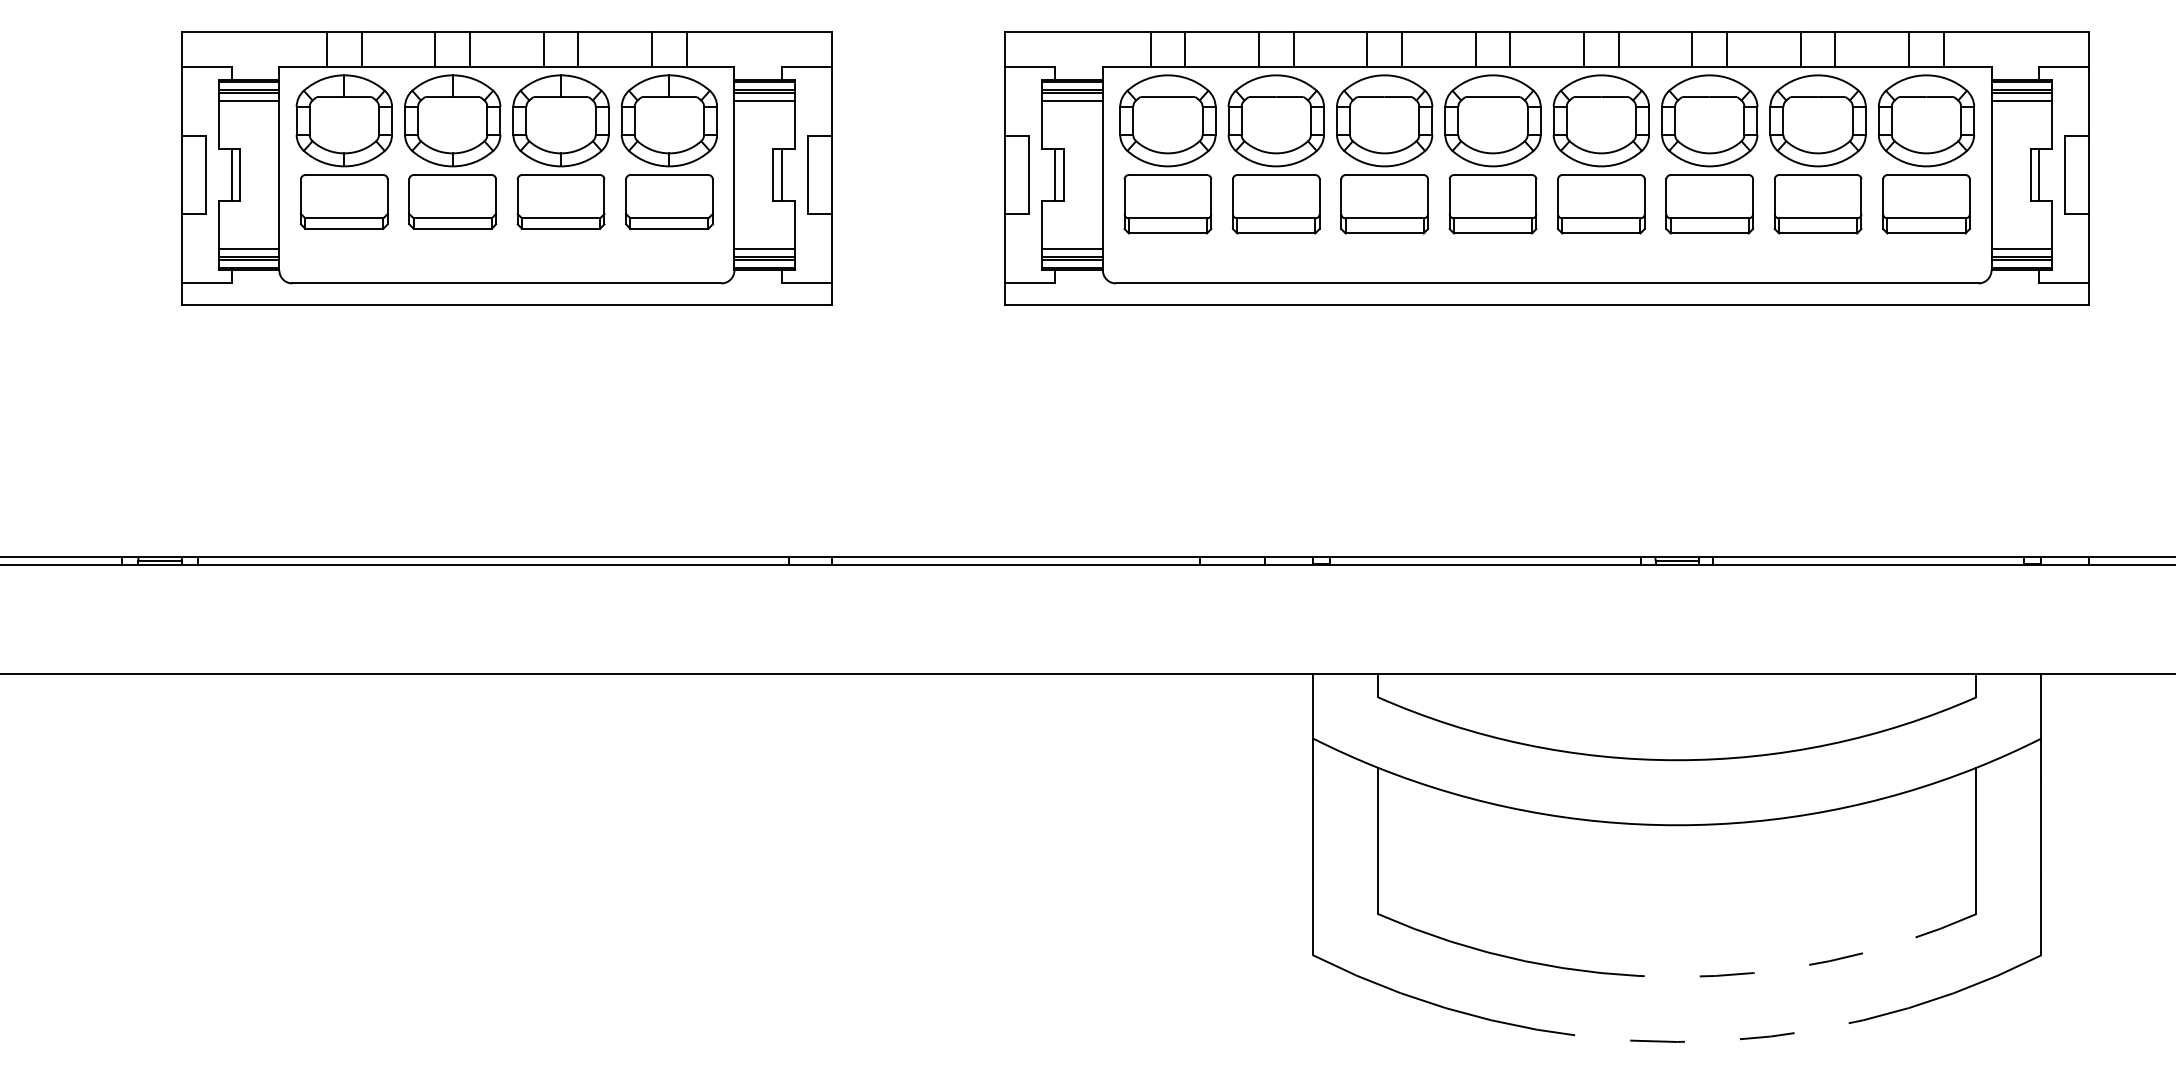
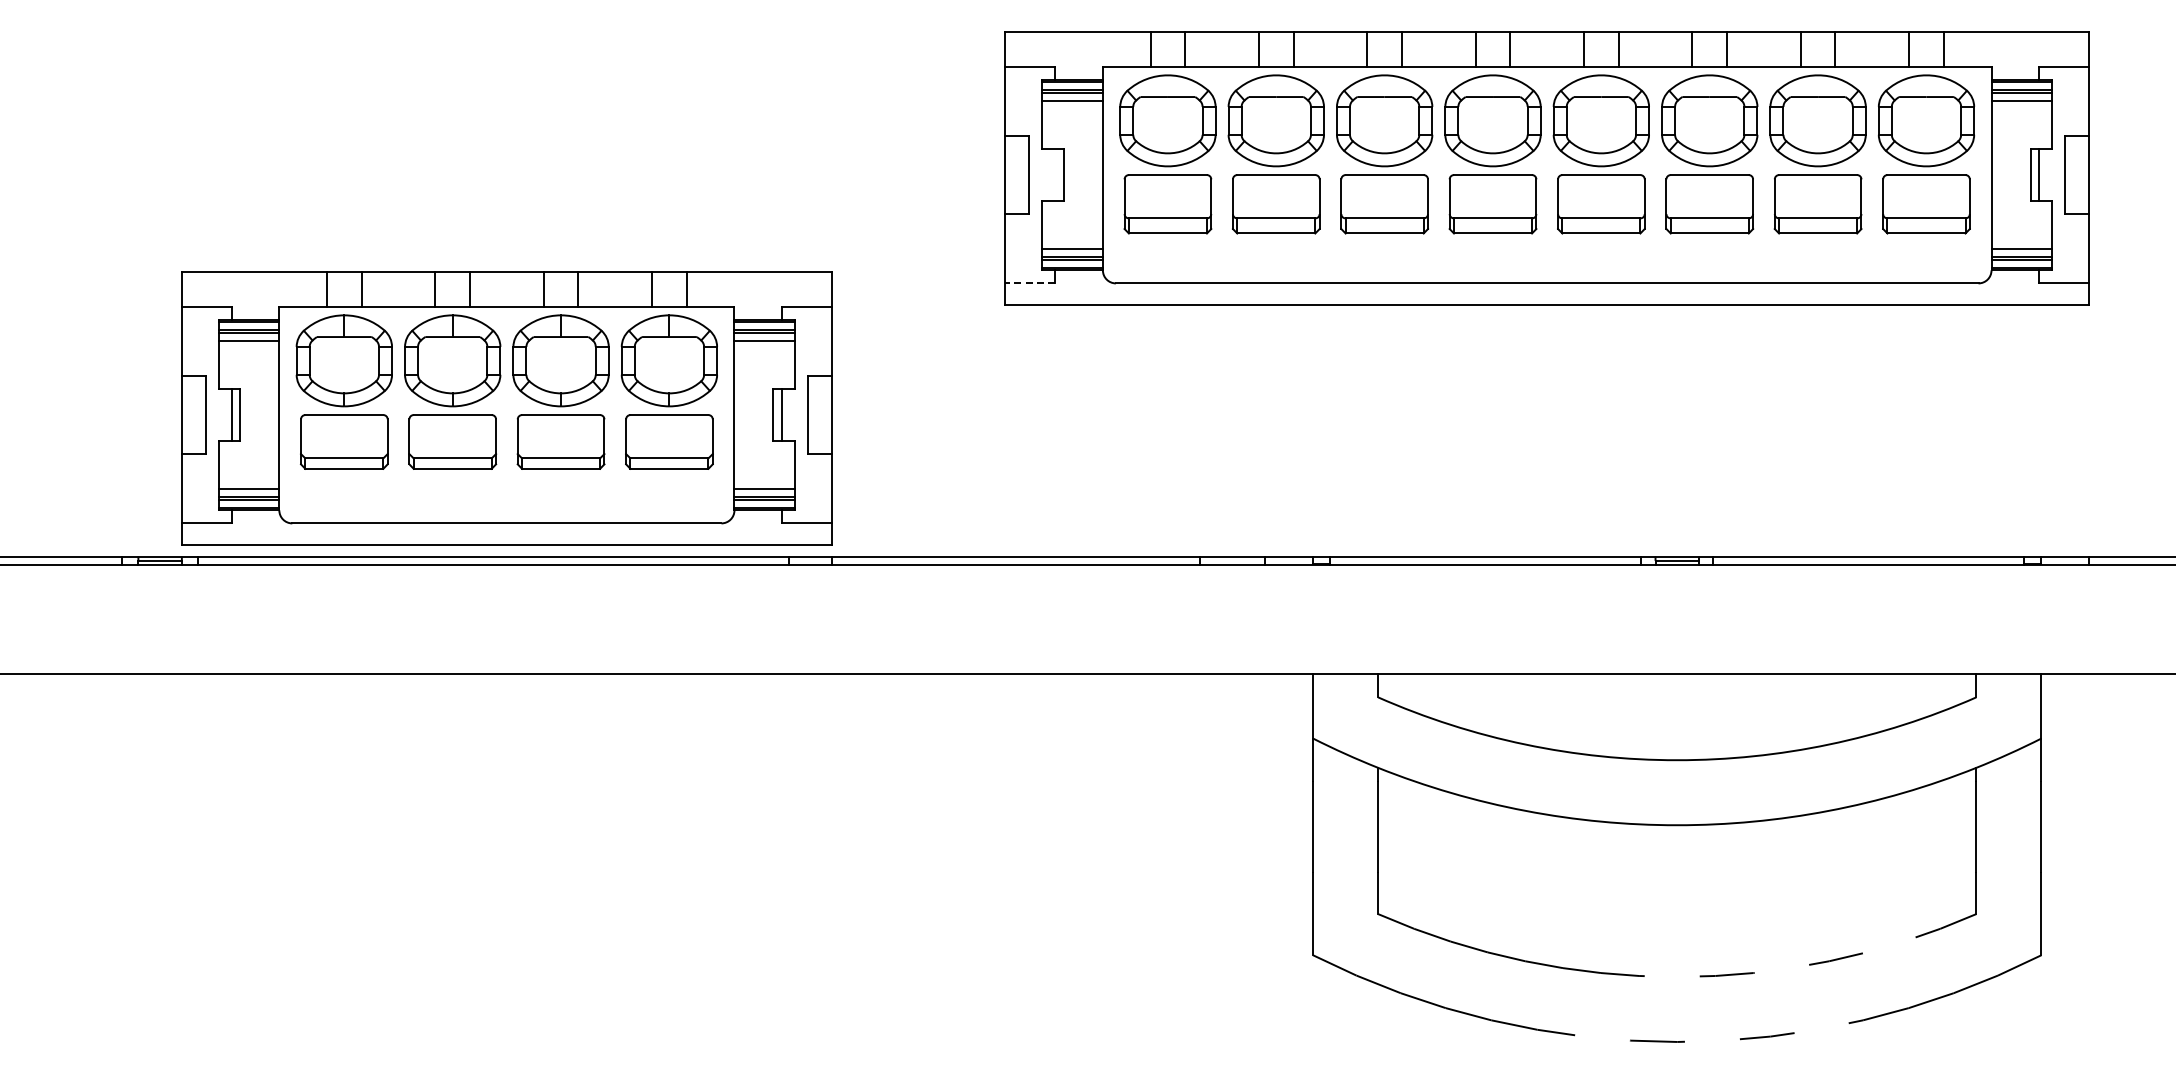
part position: (506, 168) -> (506, 408) (506, 408)
line: present -> none (1055, 175)
line: solid -> dashed (1030, 283)
